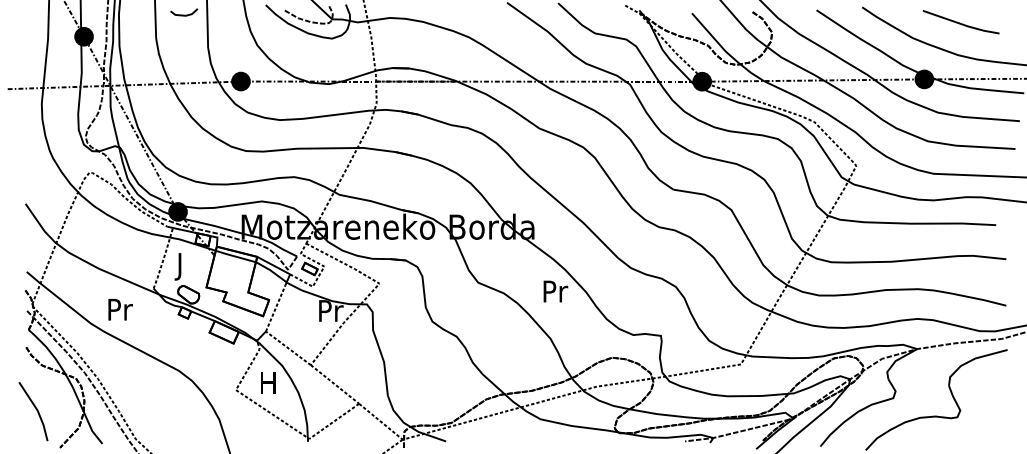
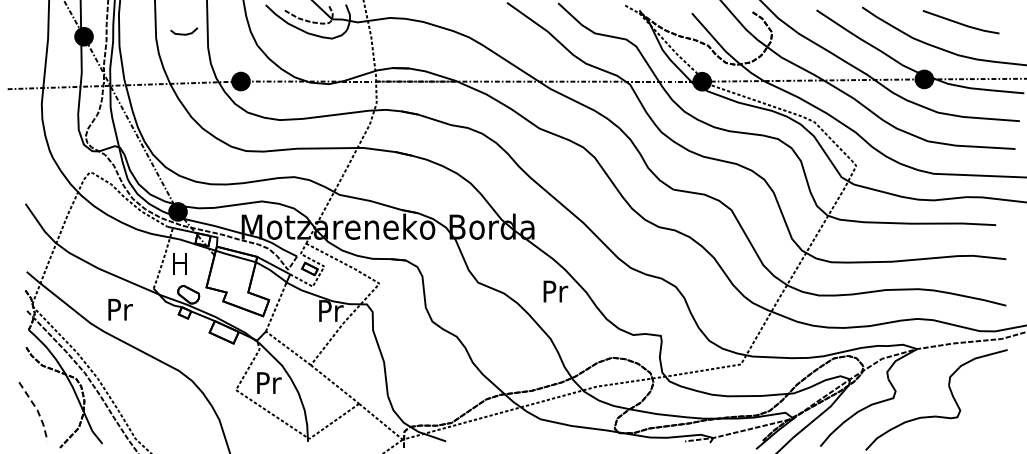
line position: (184, 14) -> (184, 33) (184, 33)
text: J -> H (179, 266)
text: H -> Pr (269, 382)
line: solid -> dashed (37, 410)
